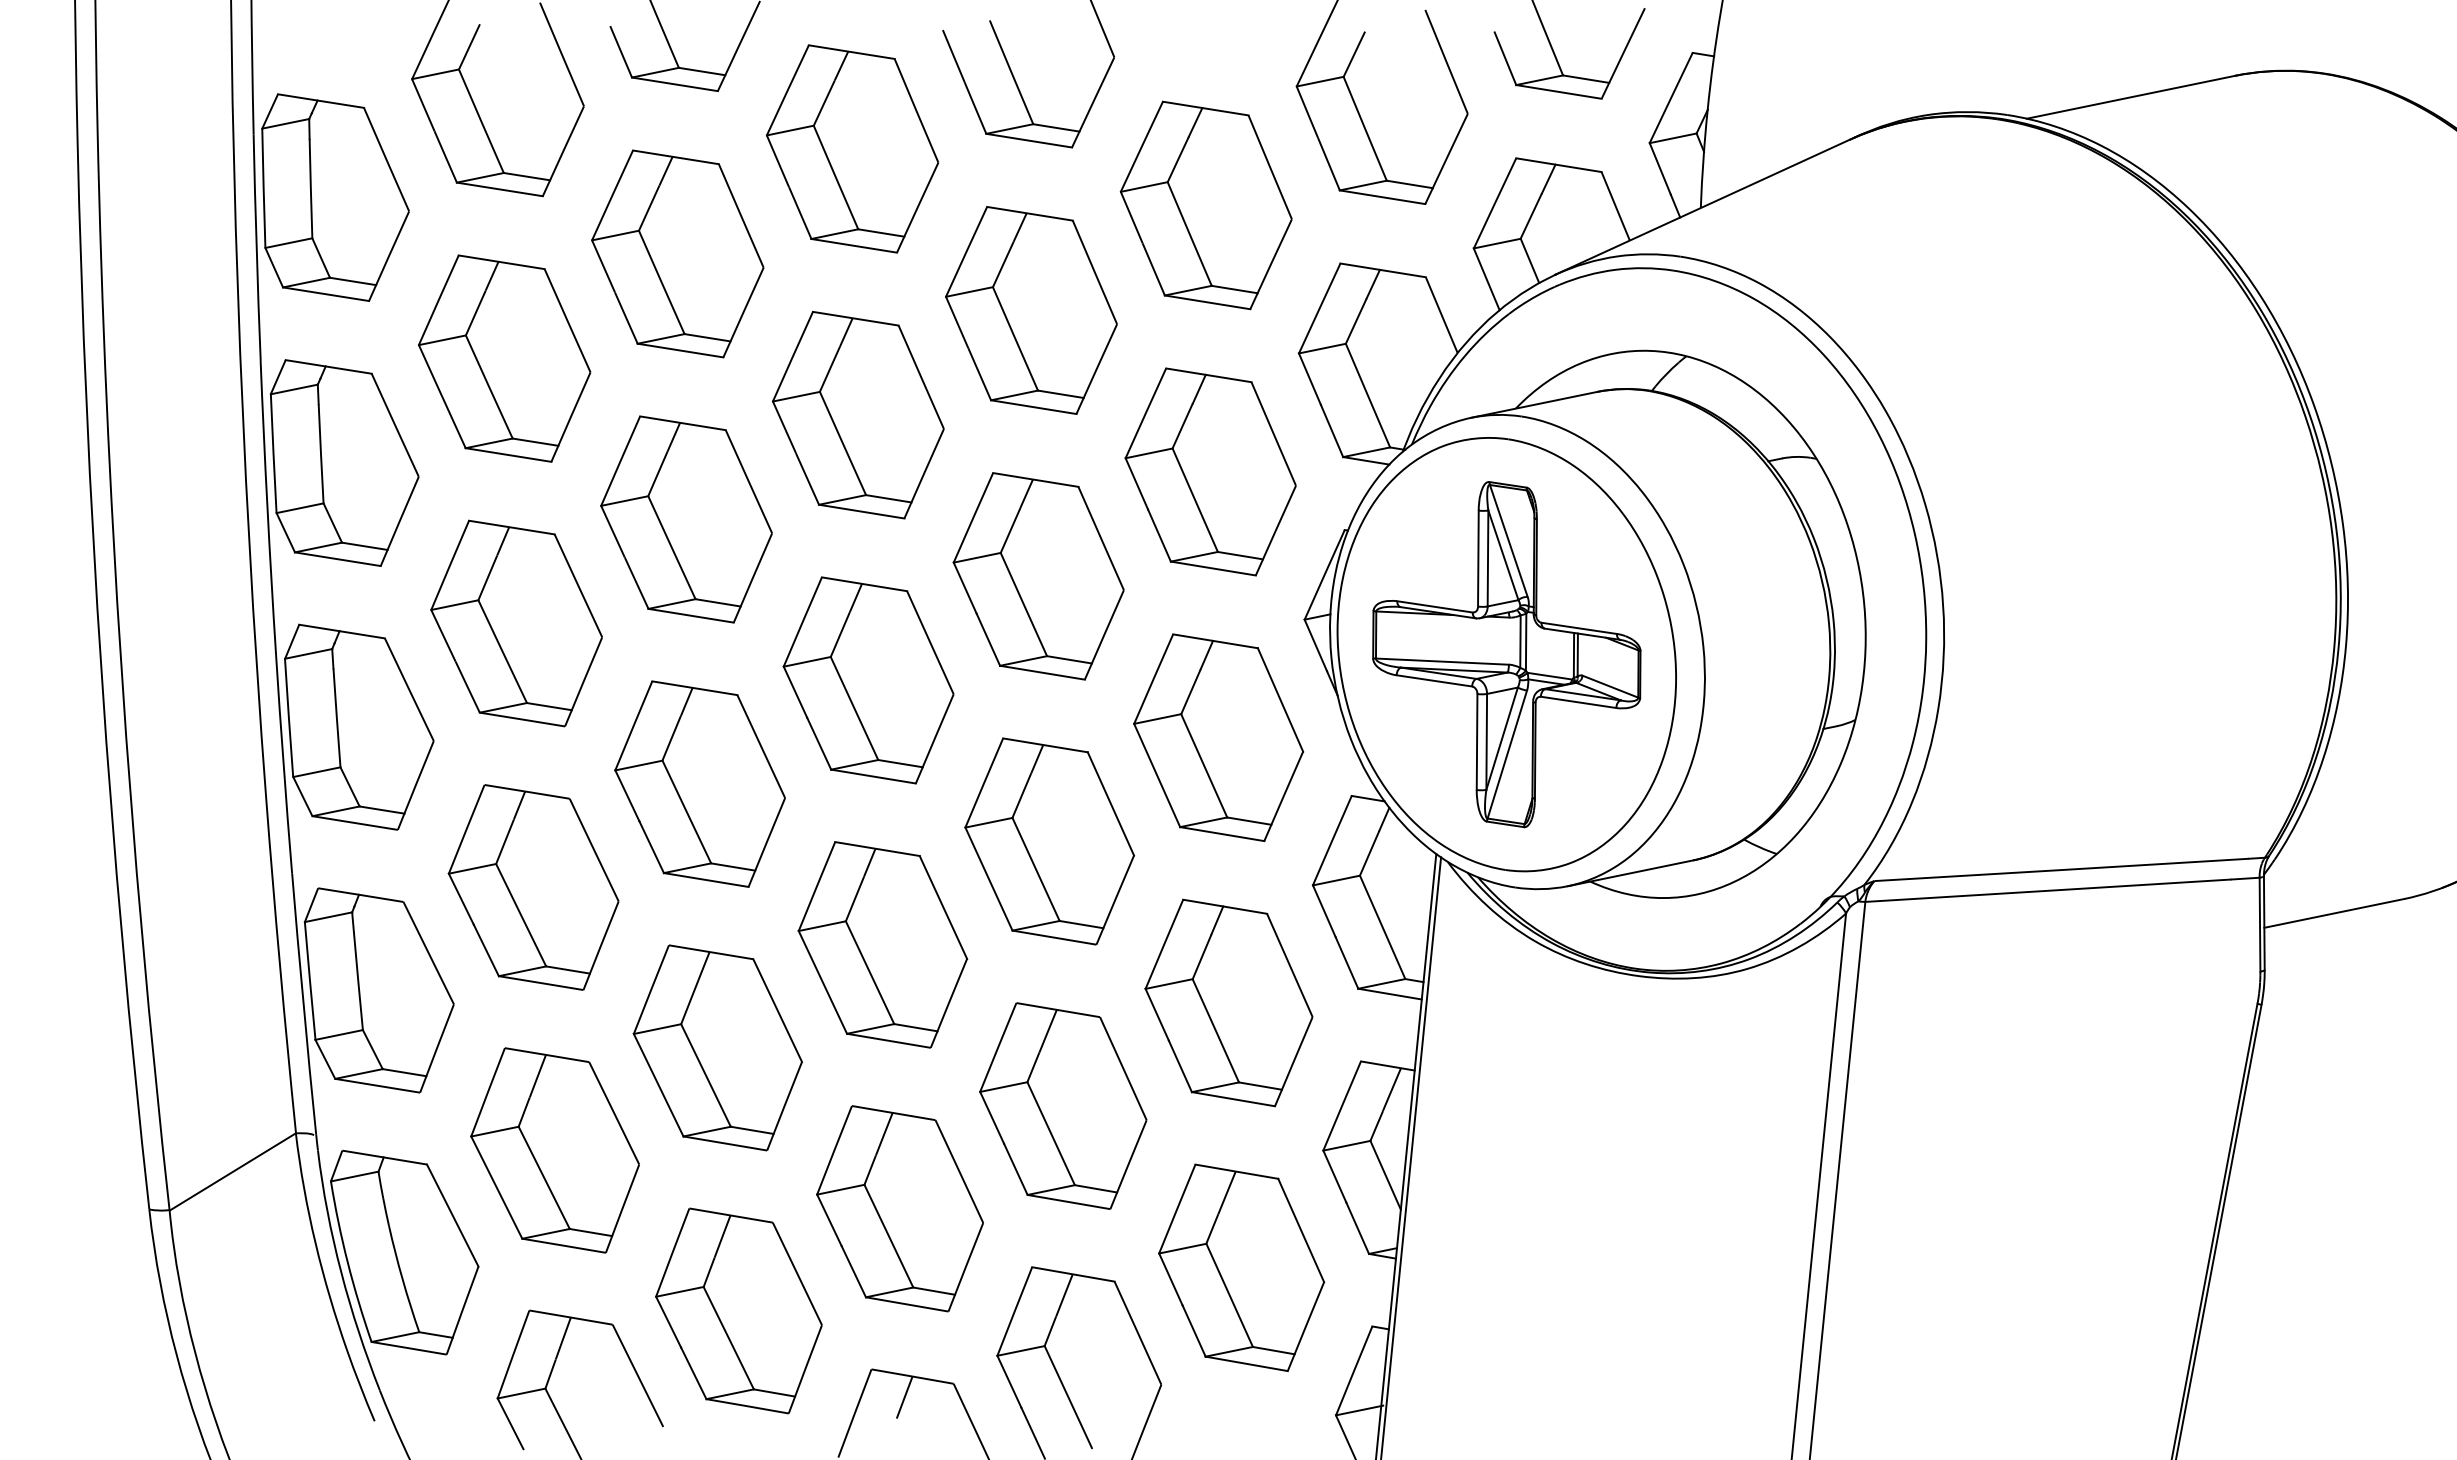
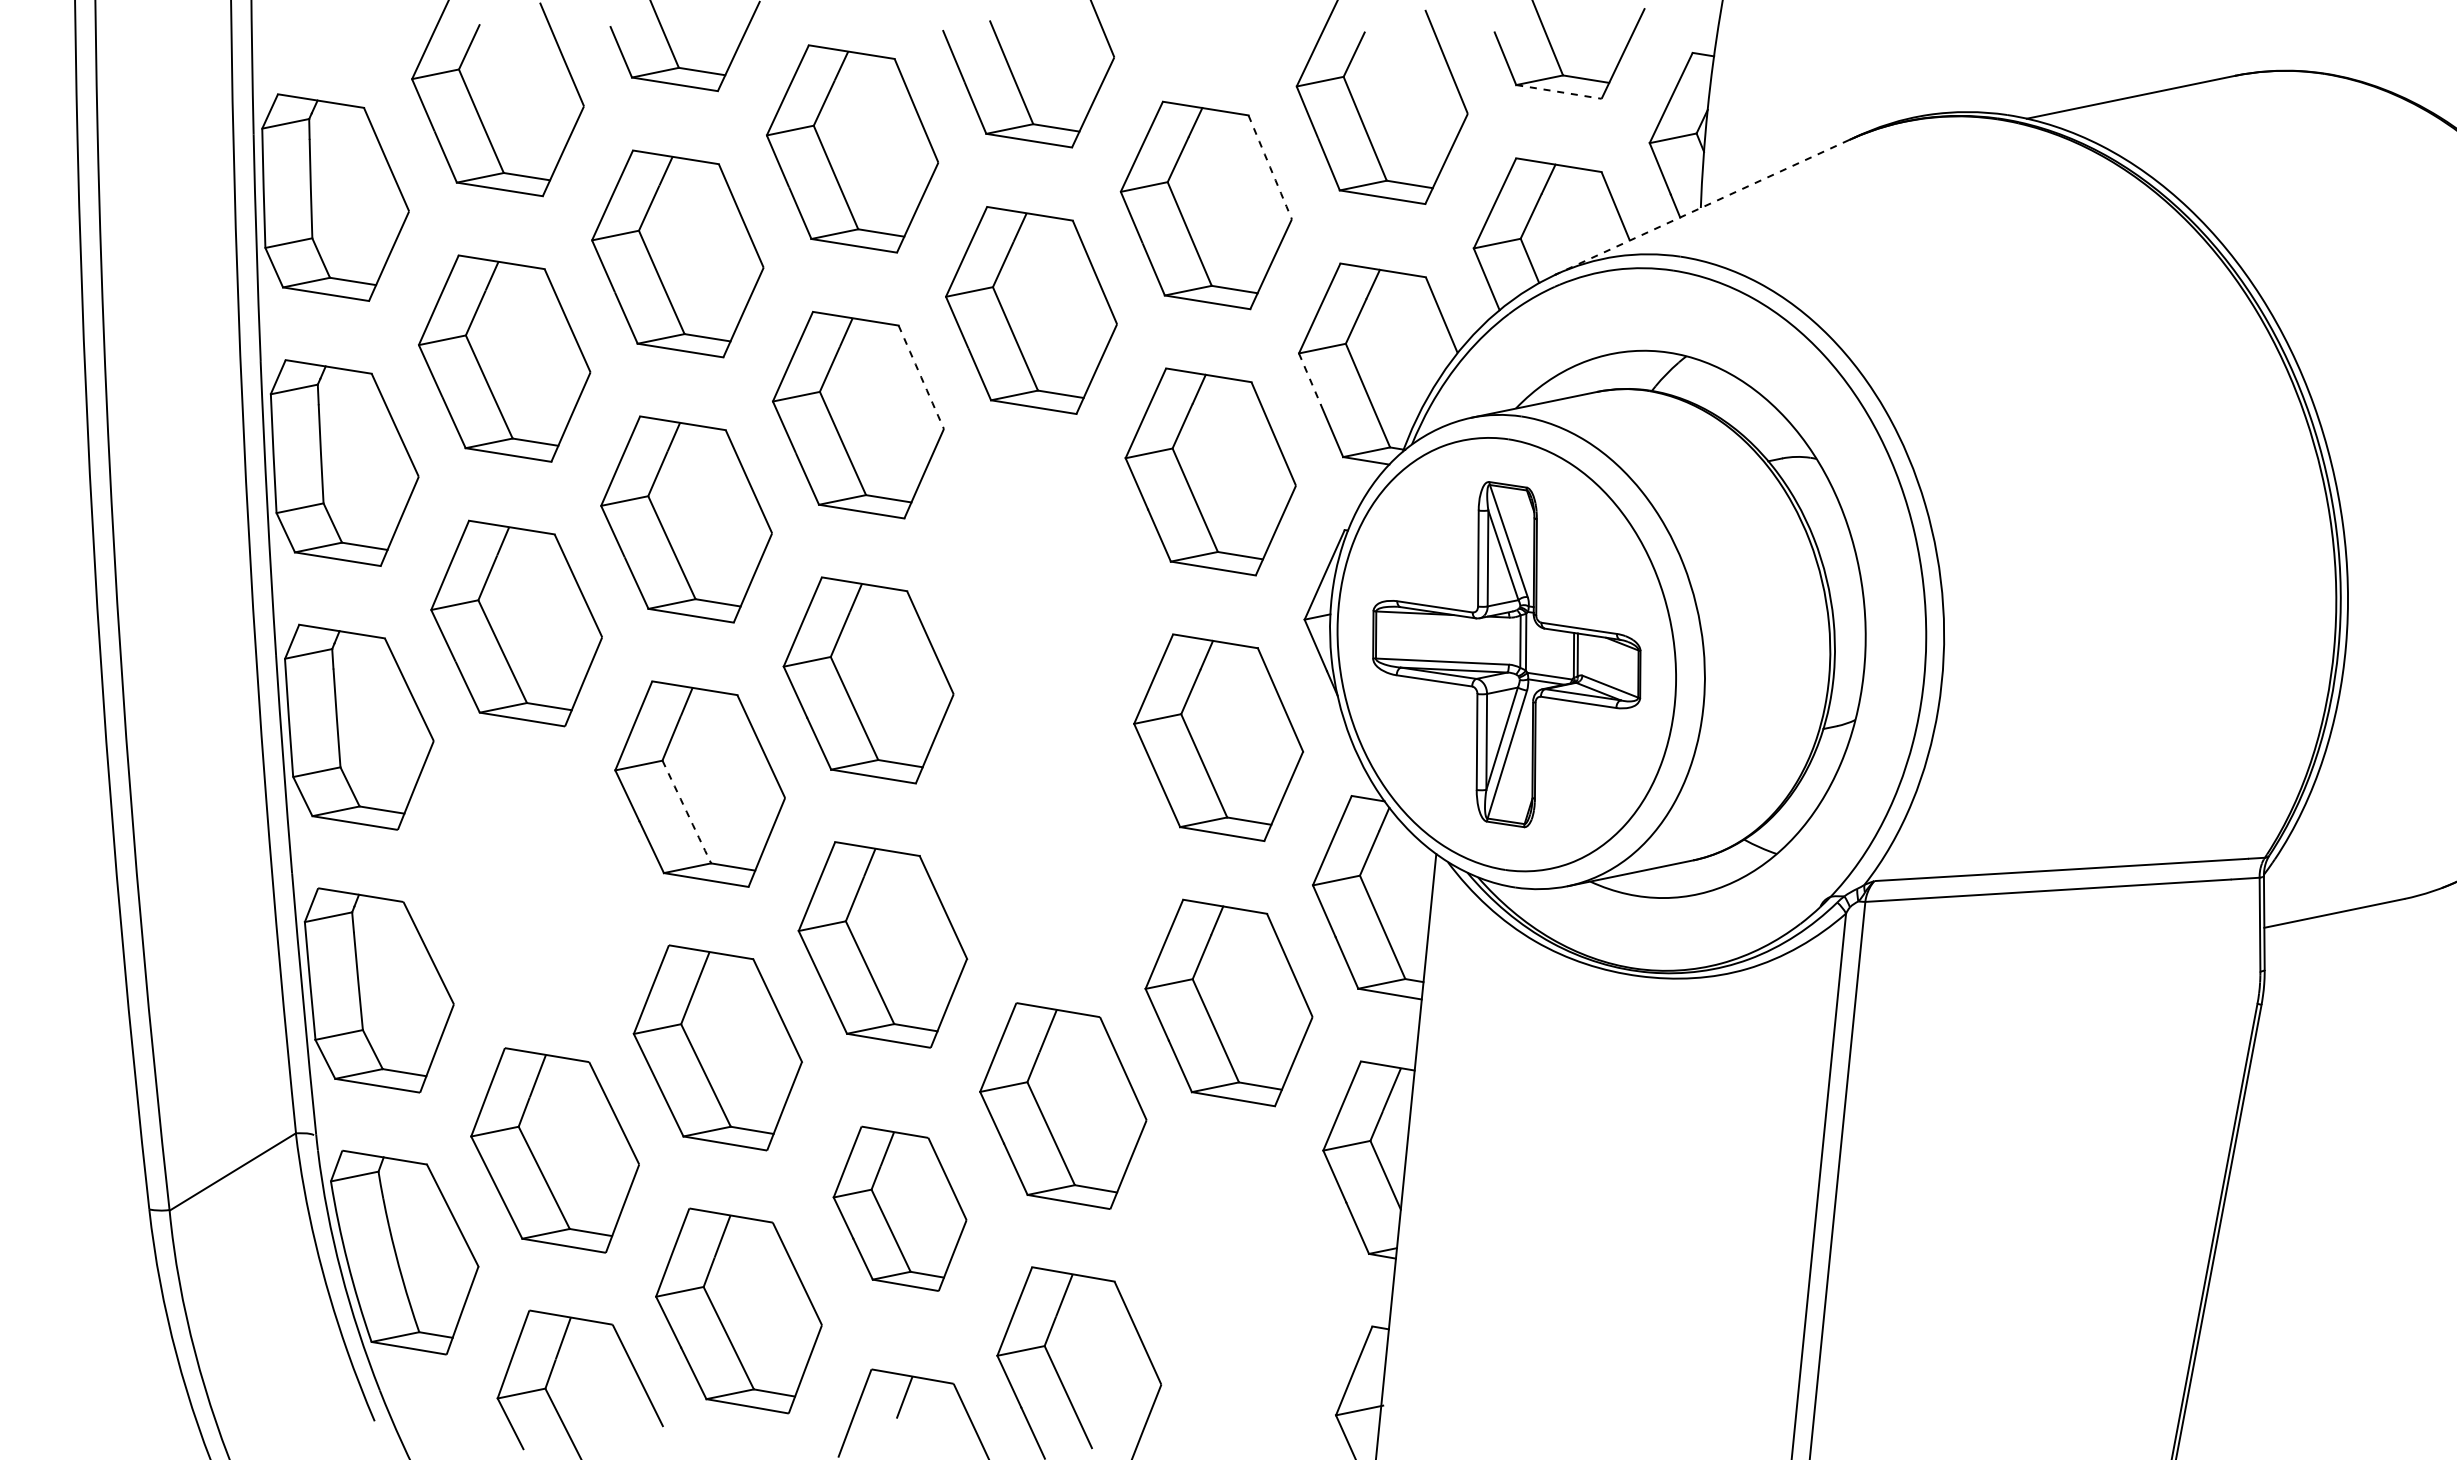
line: solid -> dashed (1559, 92)
arc: solid -> dashed (1270, 167)
line: solid -> dashed (1702, 207)
arc: solid -> dashed (921, 377)
line: solid -> dashed (1309, 379)
part: present -> none (1038, 576)
arc: solid -> dashed (686, 812)
part: present -> none (1049, 841)
part: present -> none (533, 887)
line: present -> none (1411, 1156)
part size: 168x208 px -> 136x167 px (899, 1208)
part: present -> none (1241, 1267)
